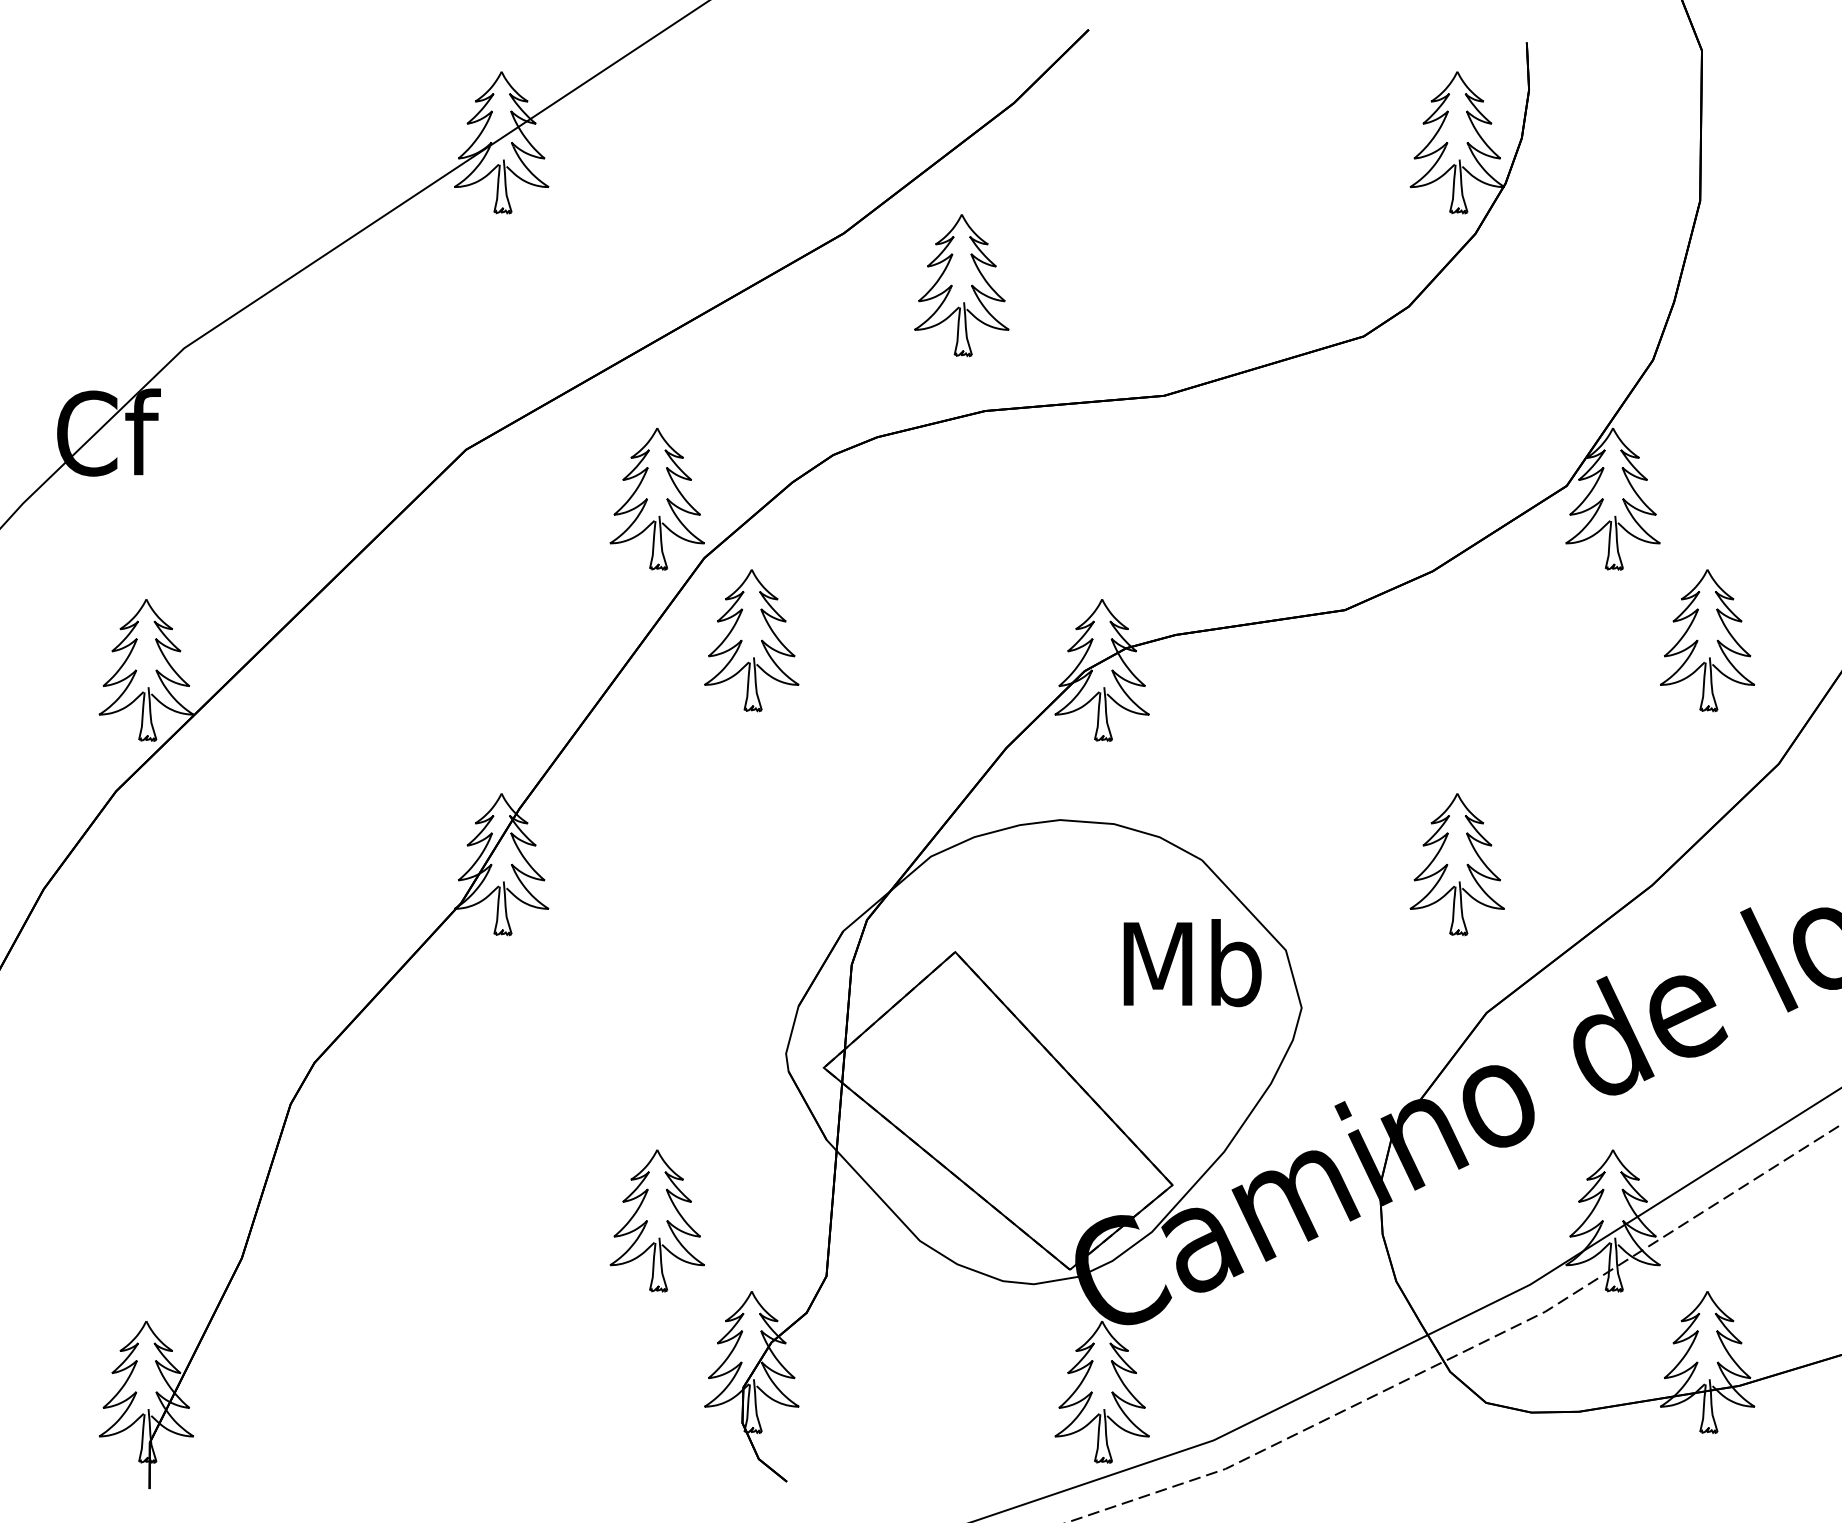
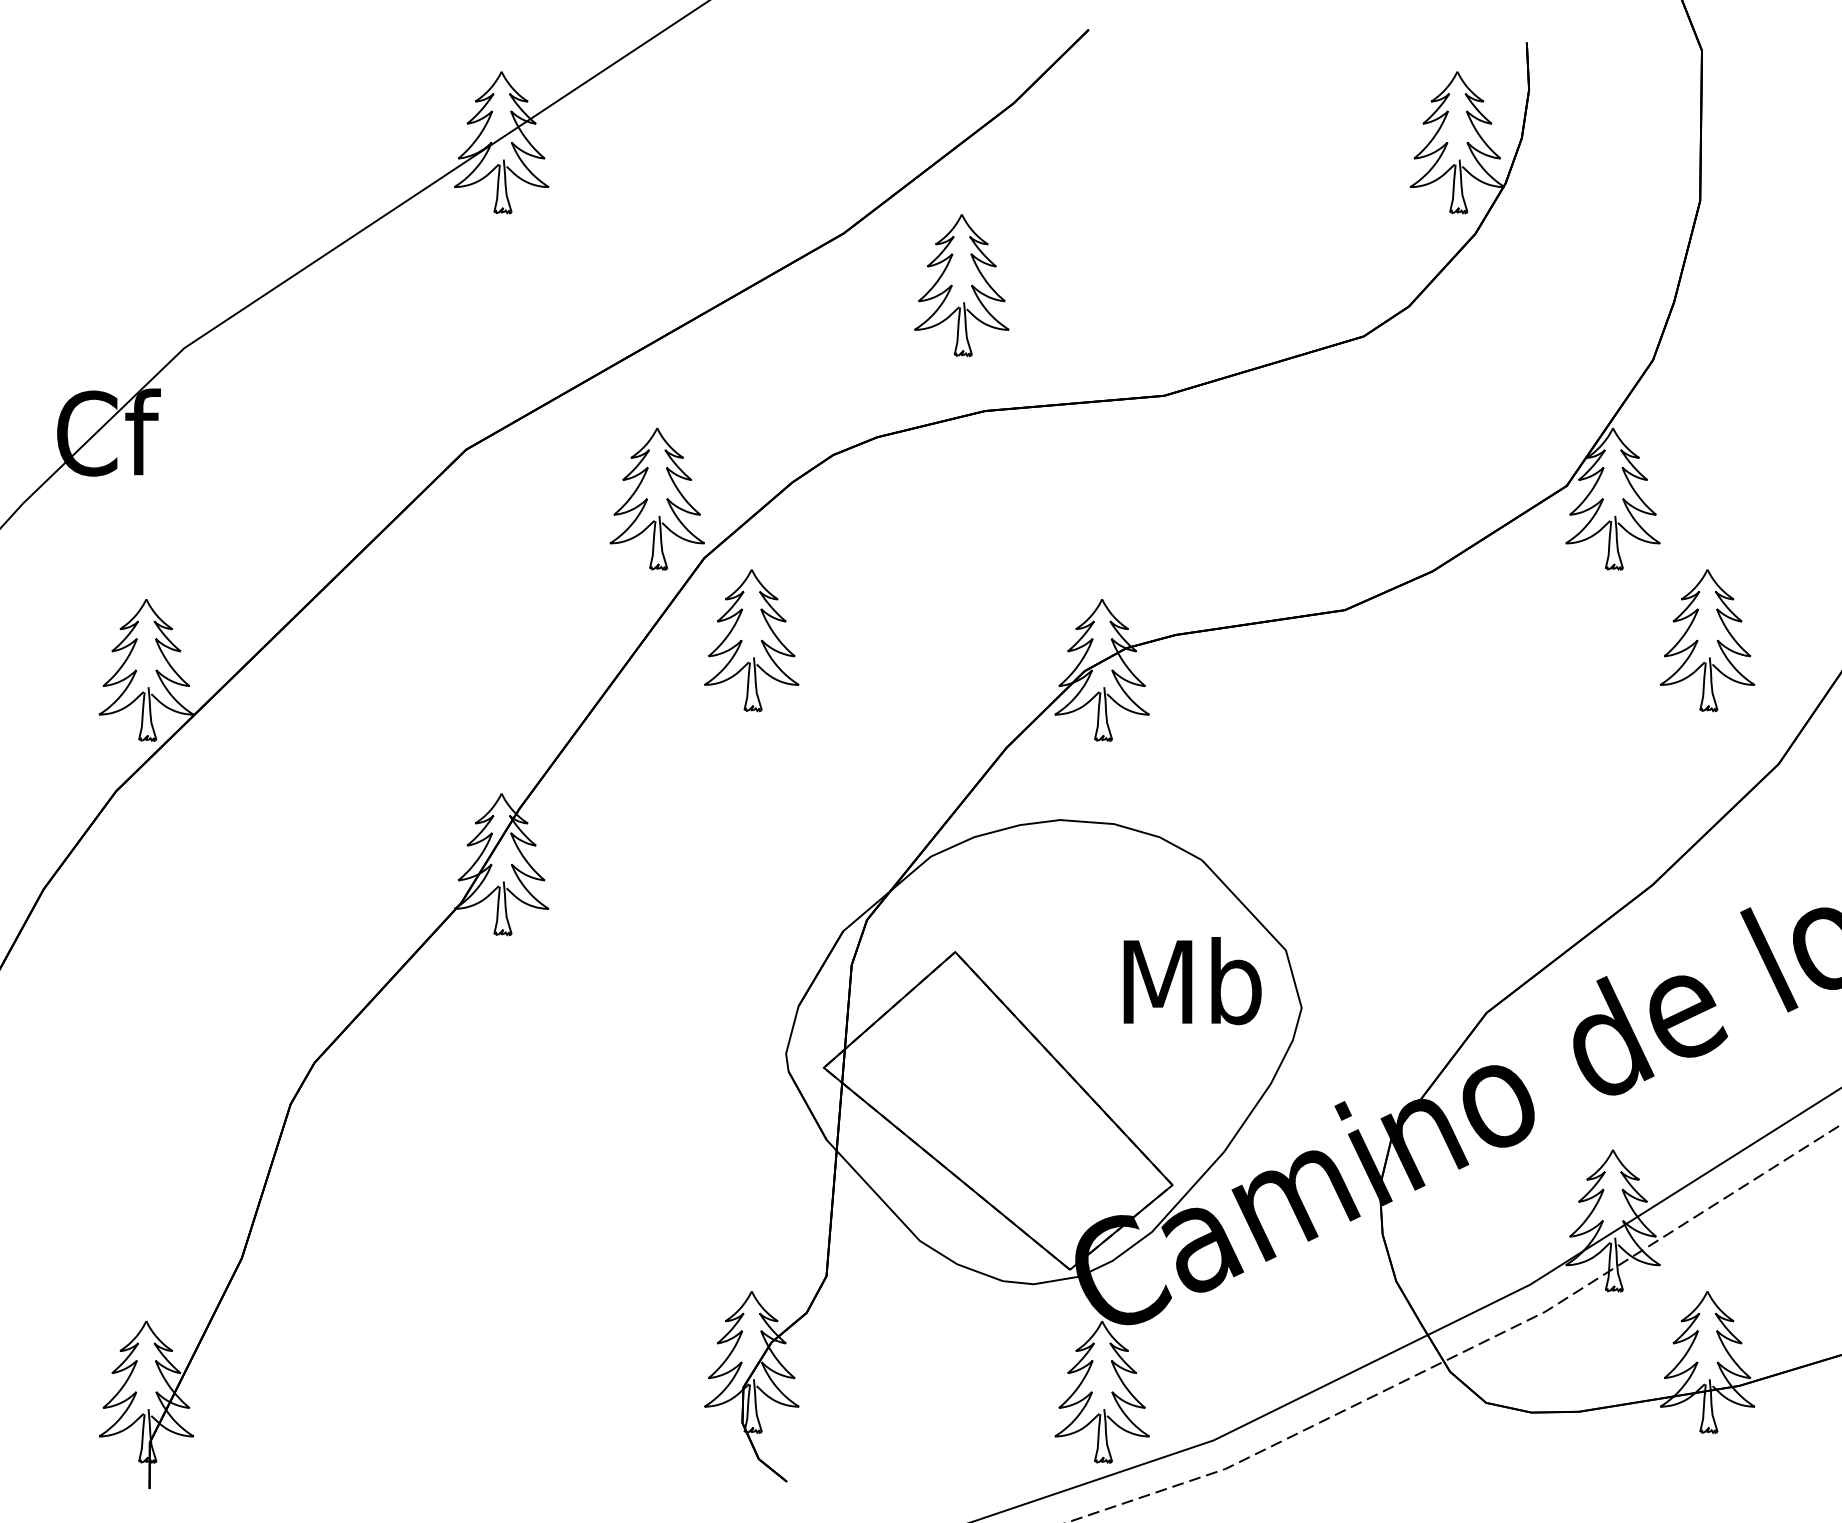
part: present -> none (1456, 864)
text position: (1192, 963) -> (1192, 981) (1192, 981)
part: present -> none (656, 1220)
